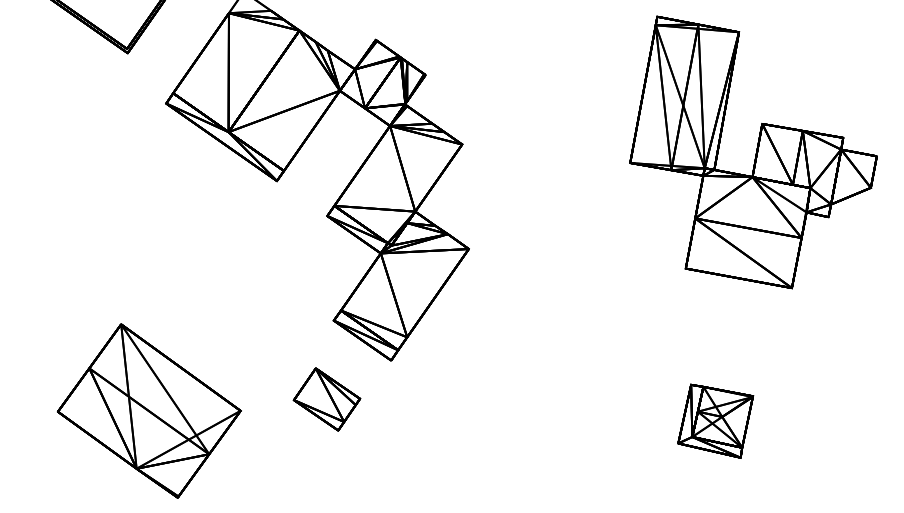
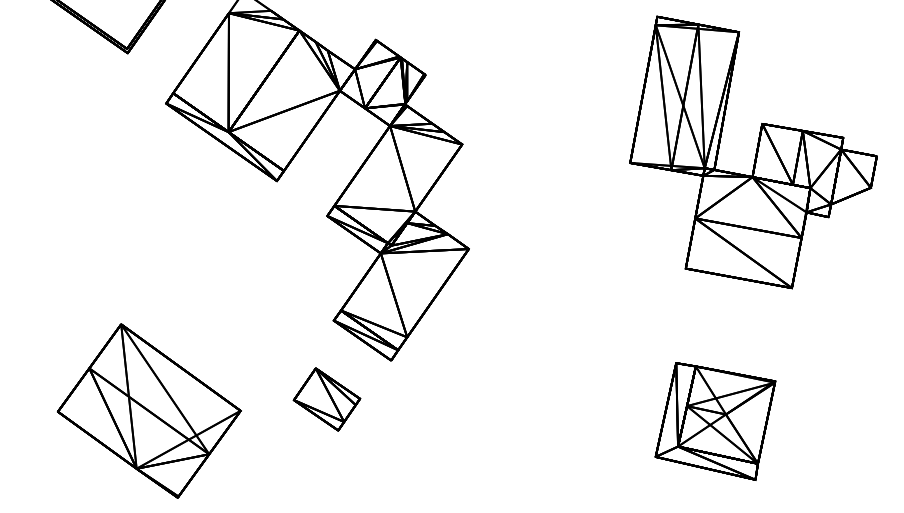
part size: 78x76 px -> 123x119 px (715, 421)
